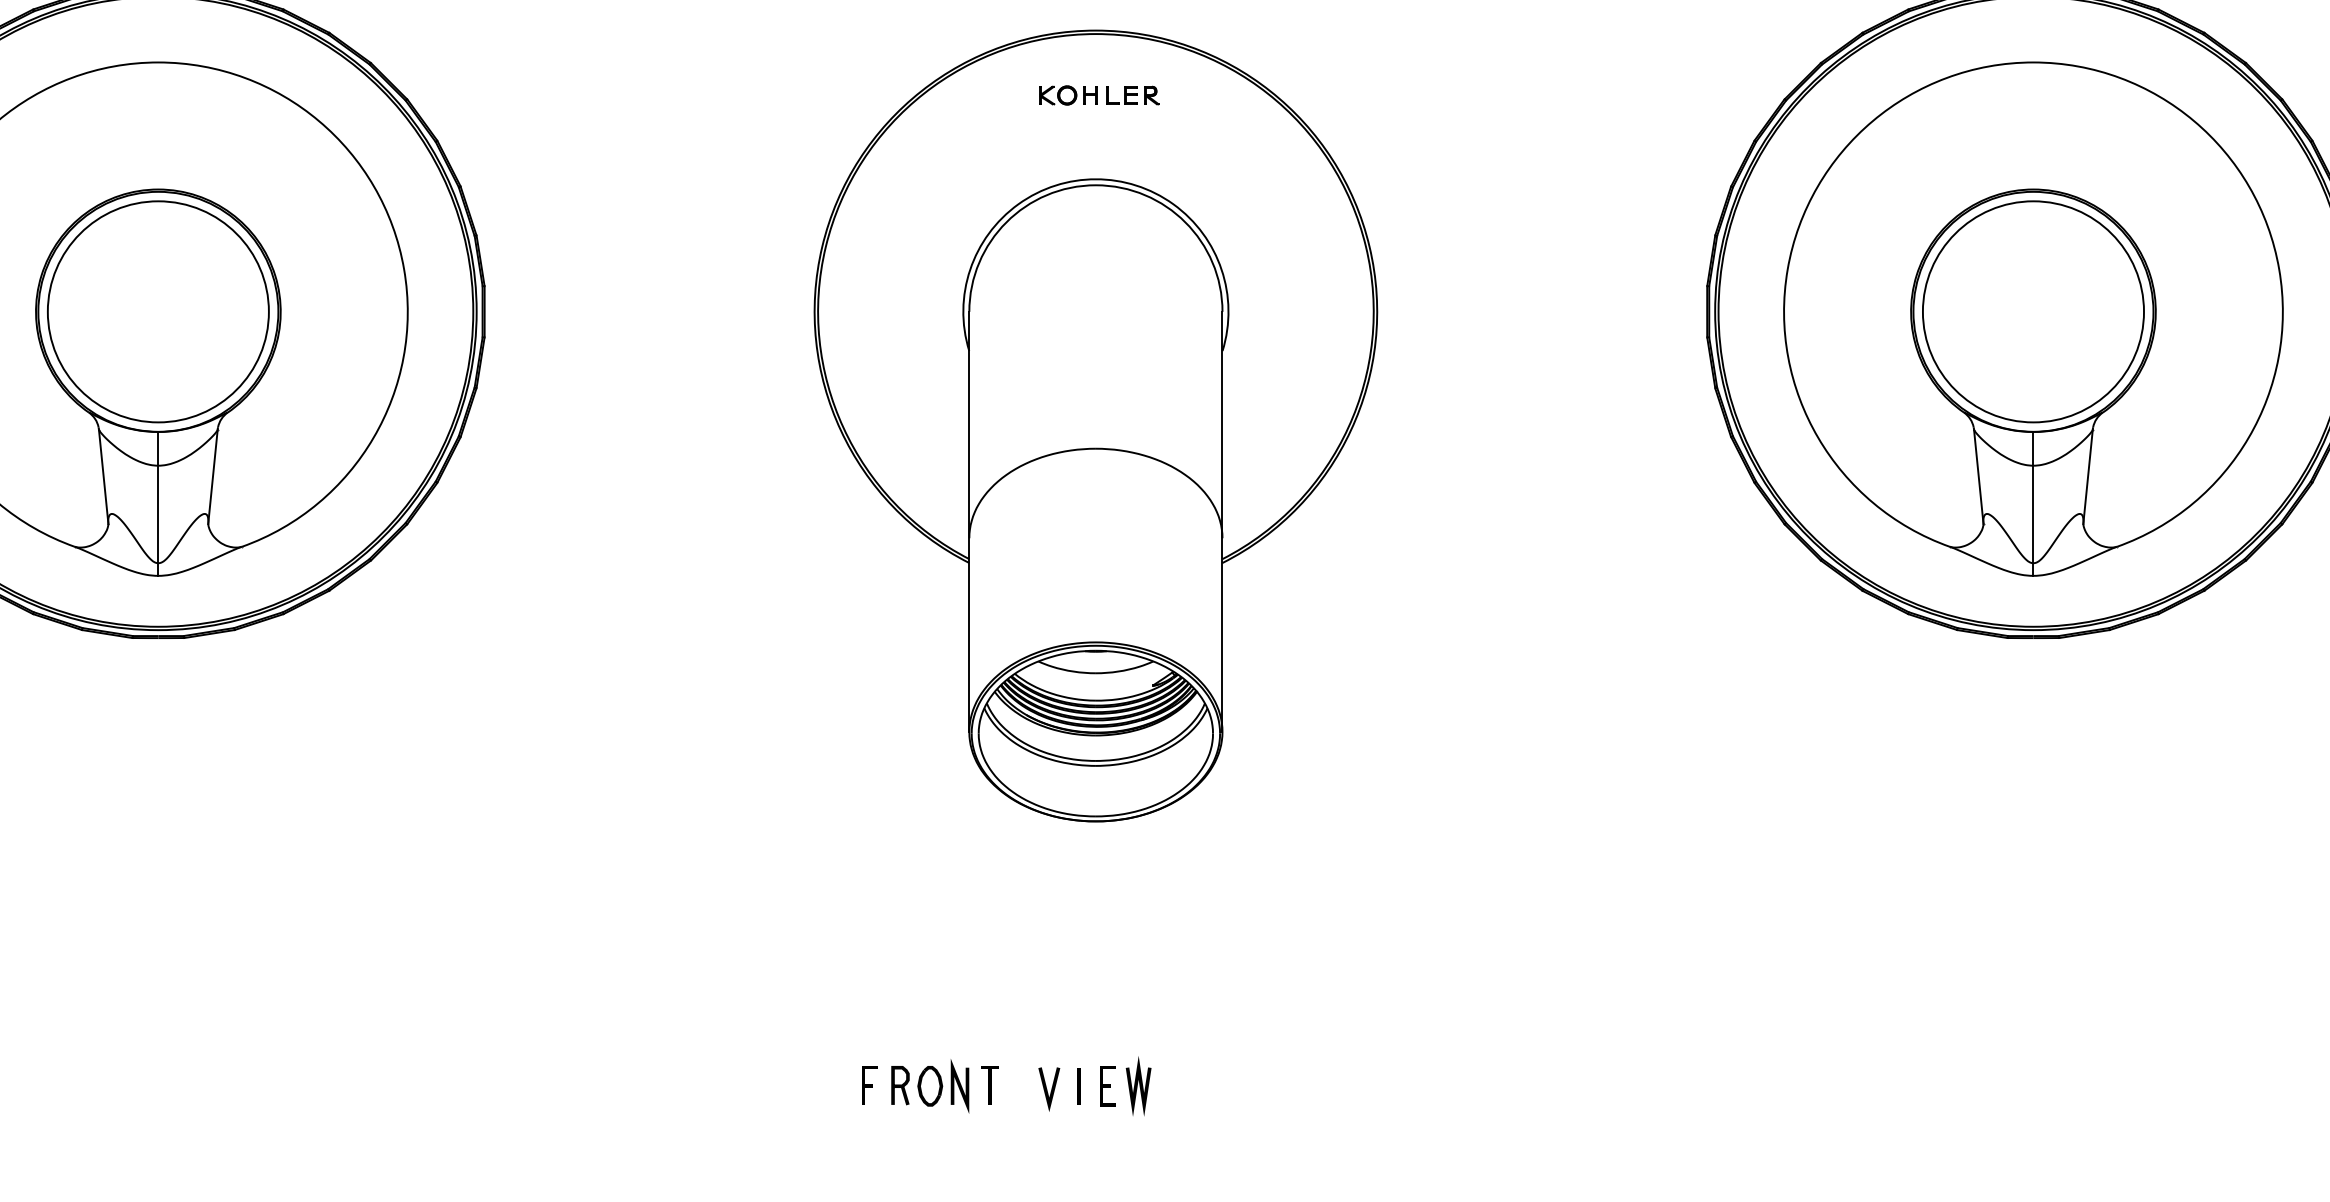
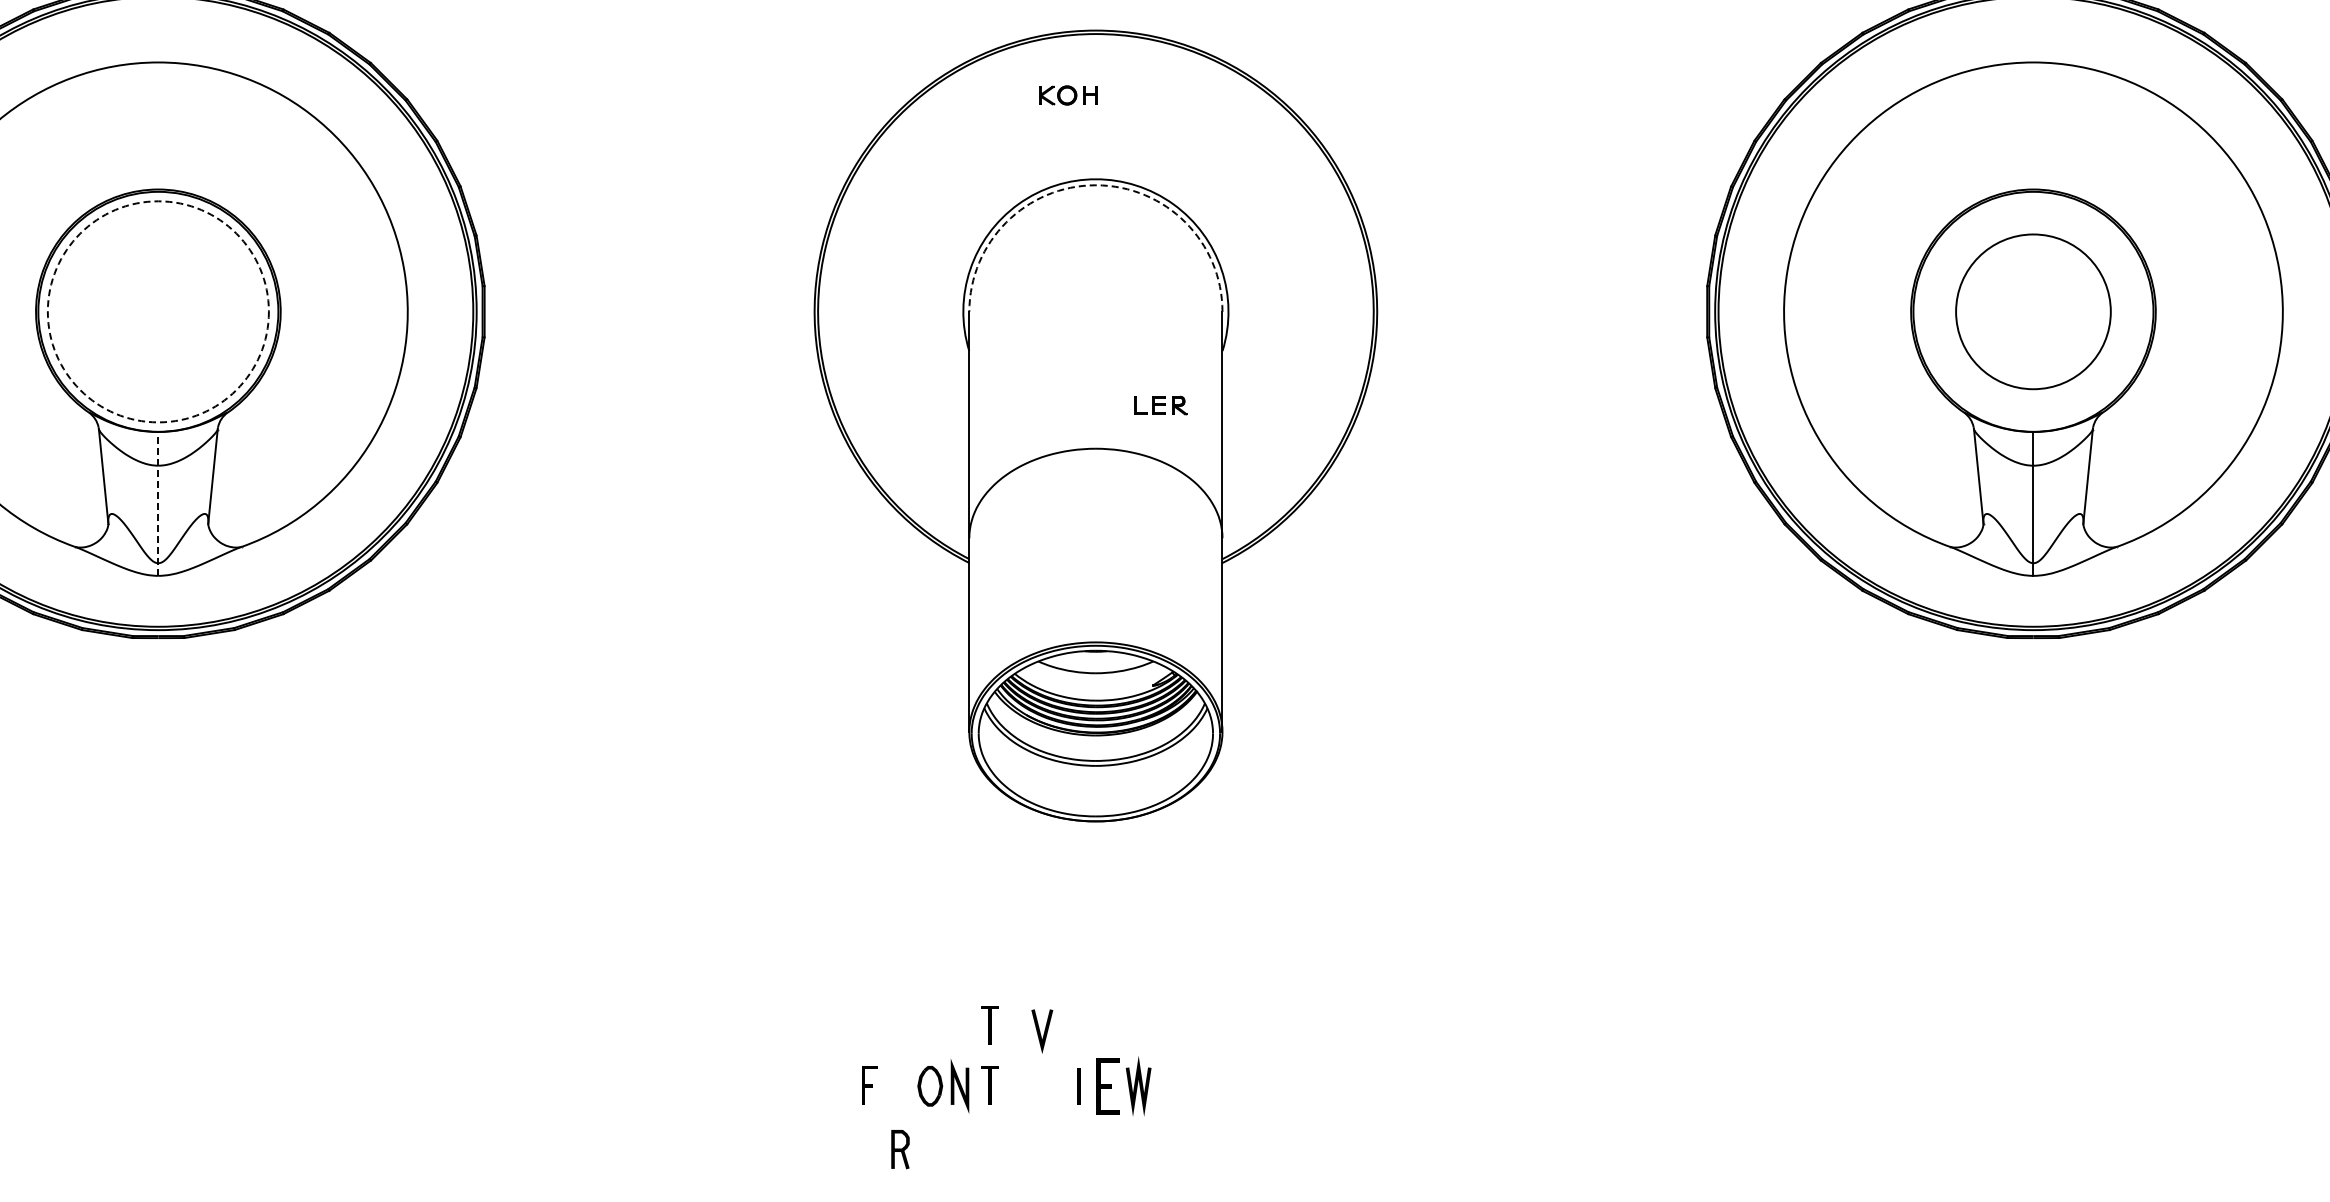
part position: (1132, 95) -> (1160, 405) (1160, 405)
arc: solid -> dashed (1095, 185)
circle: solid -> dashed (157, 311)
circle diameter: 221 px -> 155 px (2033, 311)
line: solid -> dashed (158, 503)
part: none -> present (989, 1025)
part position: (900, 1085) -> (900, 1149) (900, 1149)
part size: 16x41 px -> 24x57 px (1107, 1086)
line position: (1047, 1089) -> (1040, 1031) (1040, 1031)
